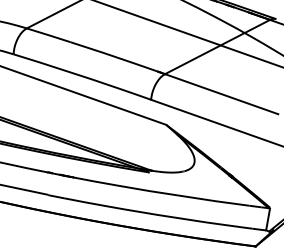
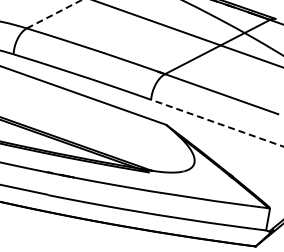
line: solid -> dashed (54, 14)
line: solid -> dashed (217, 123)
